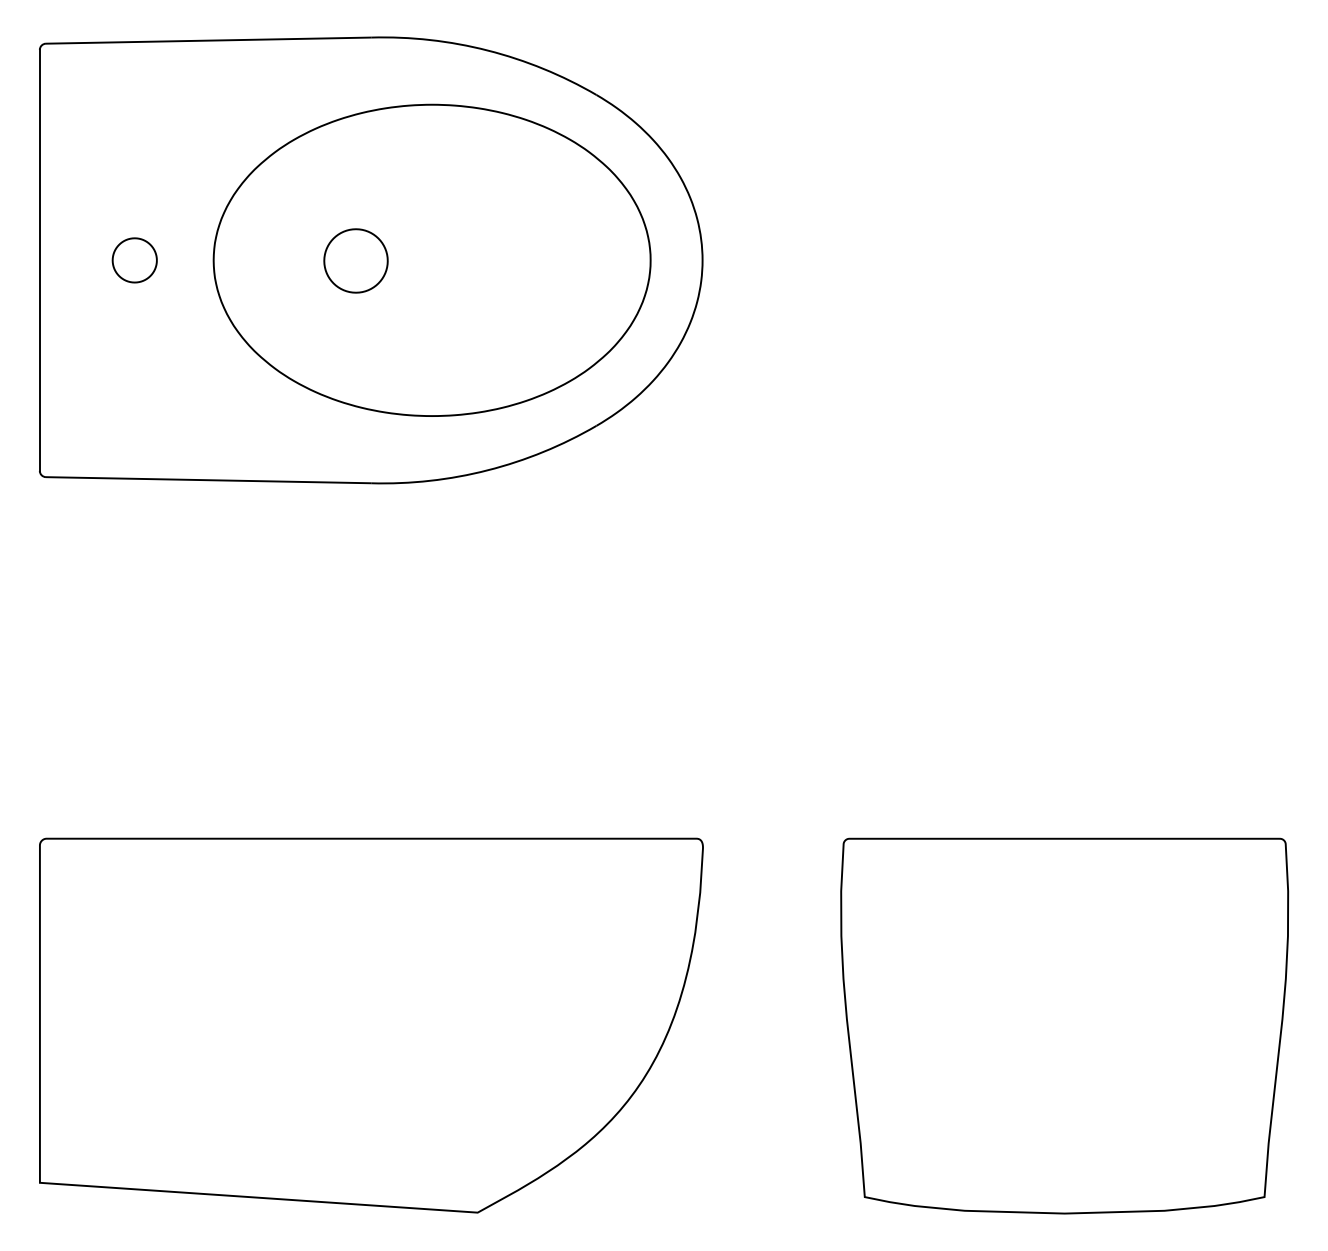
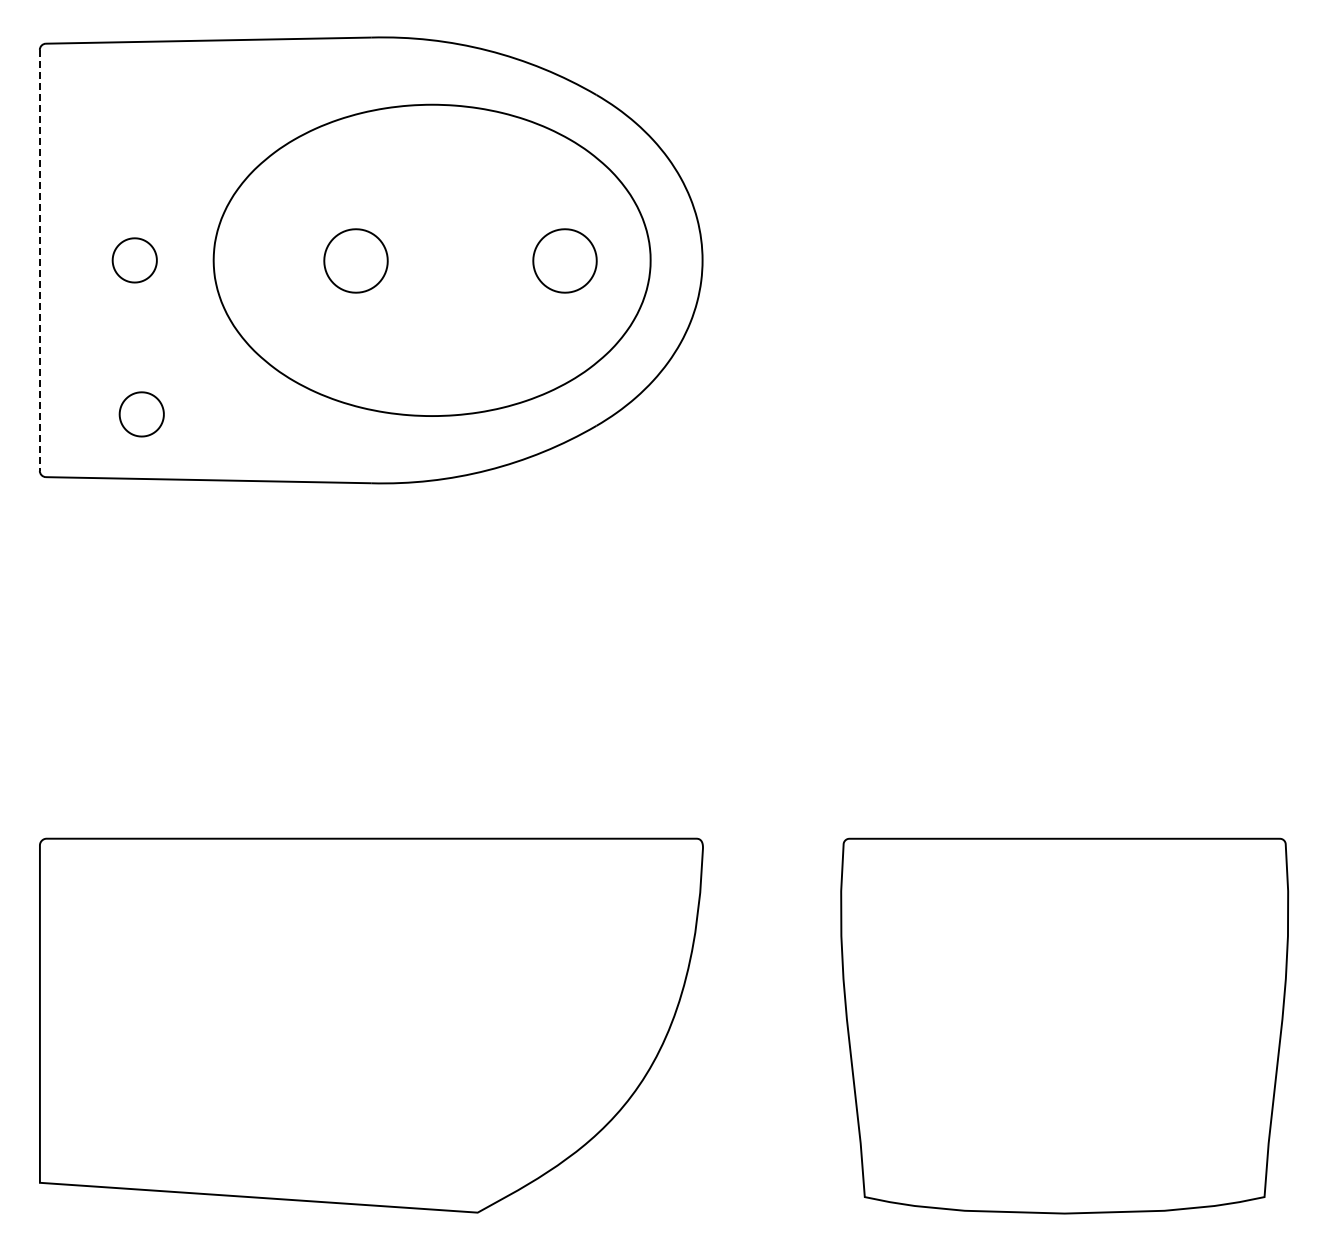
line: solid -> dashed (39, 260)
part: none -> present (564, 260)
part: none -> present (141, 414)
